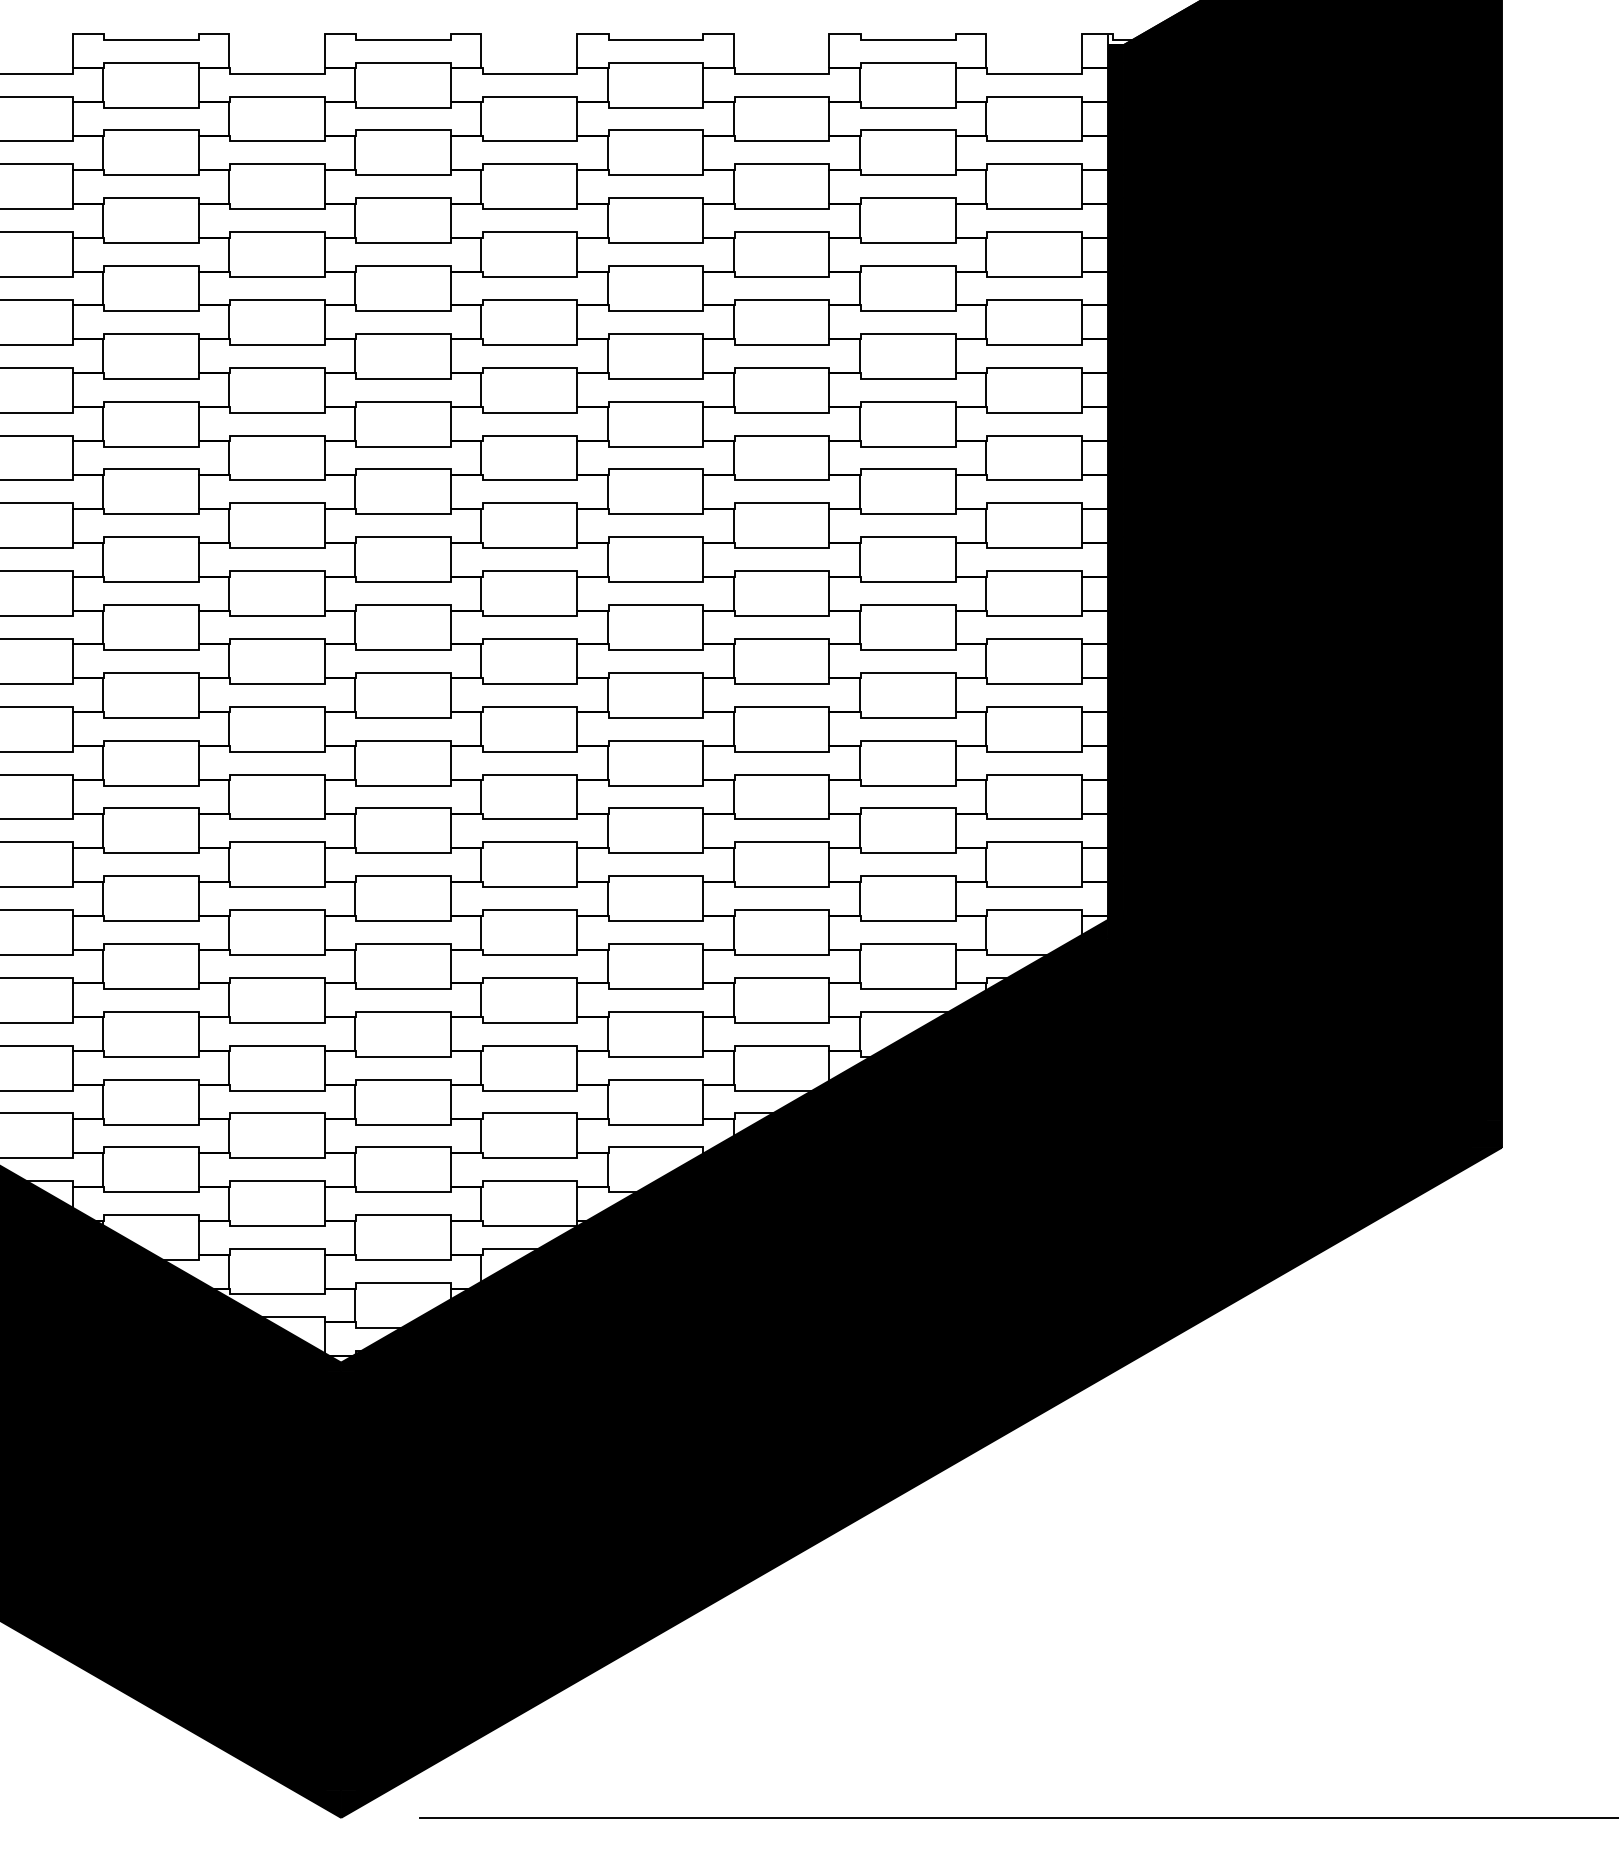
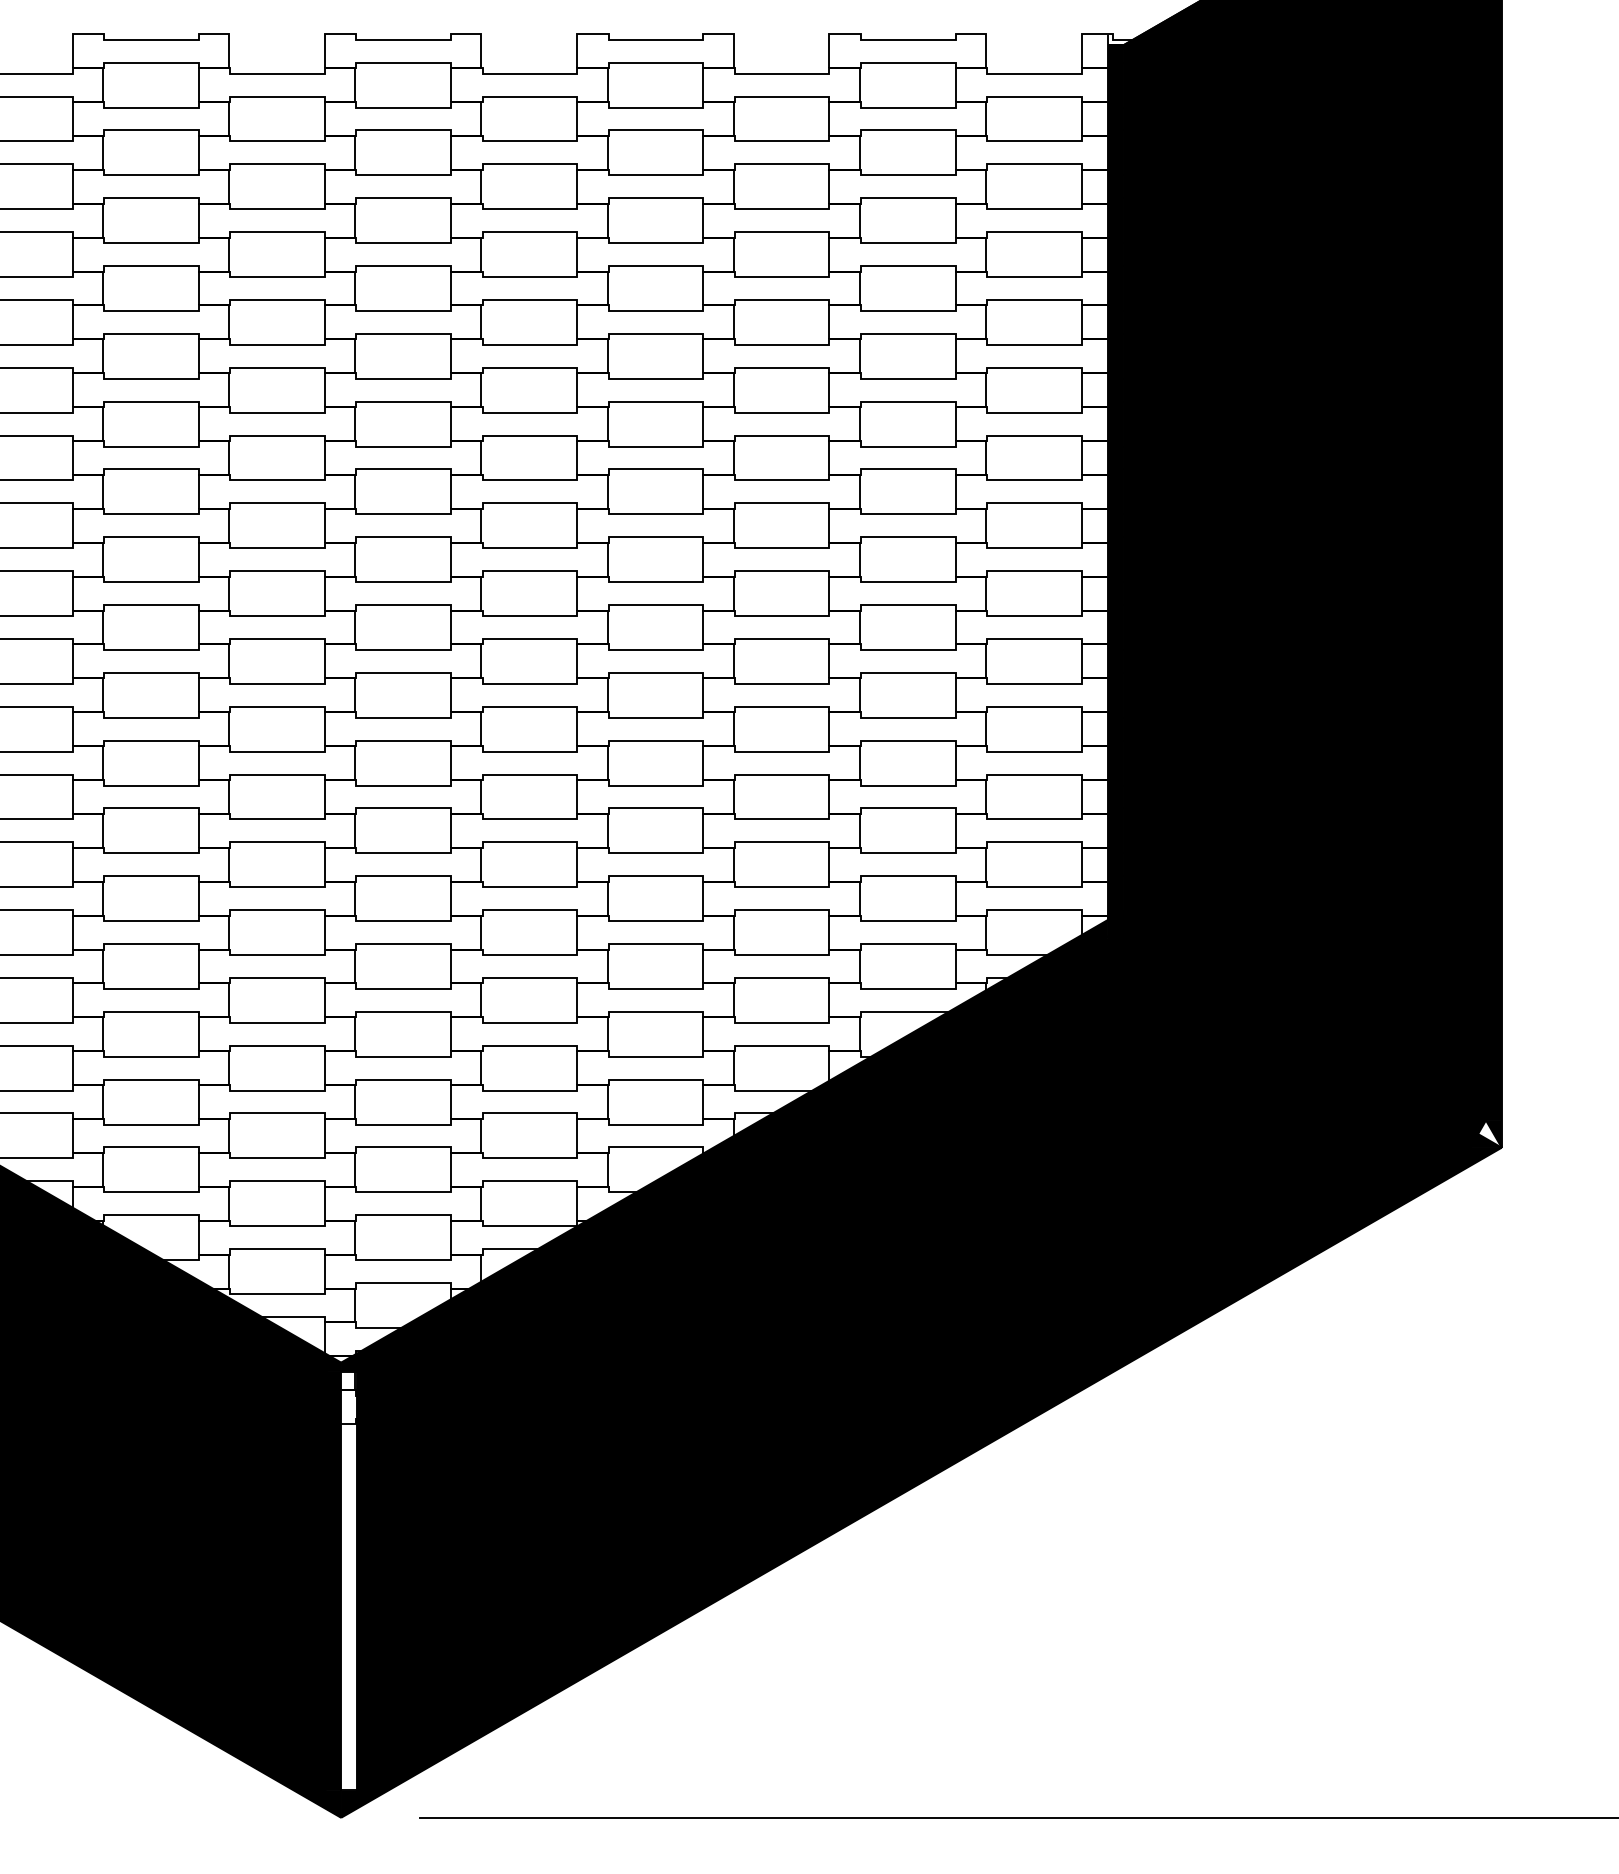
fill: present -> none (1489, 1133)
fill: present -> none (348, 1580)
